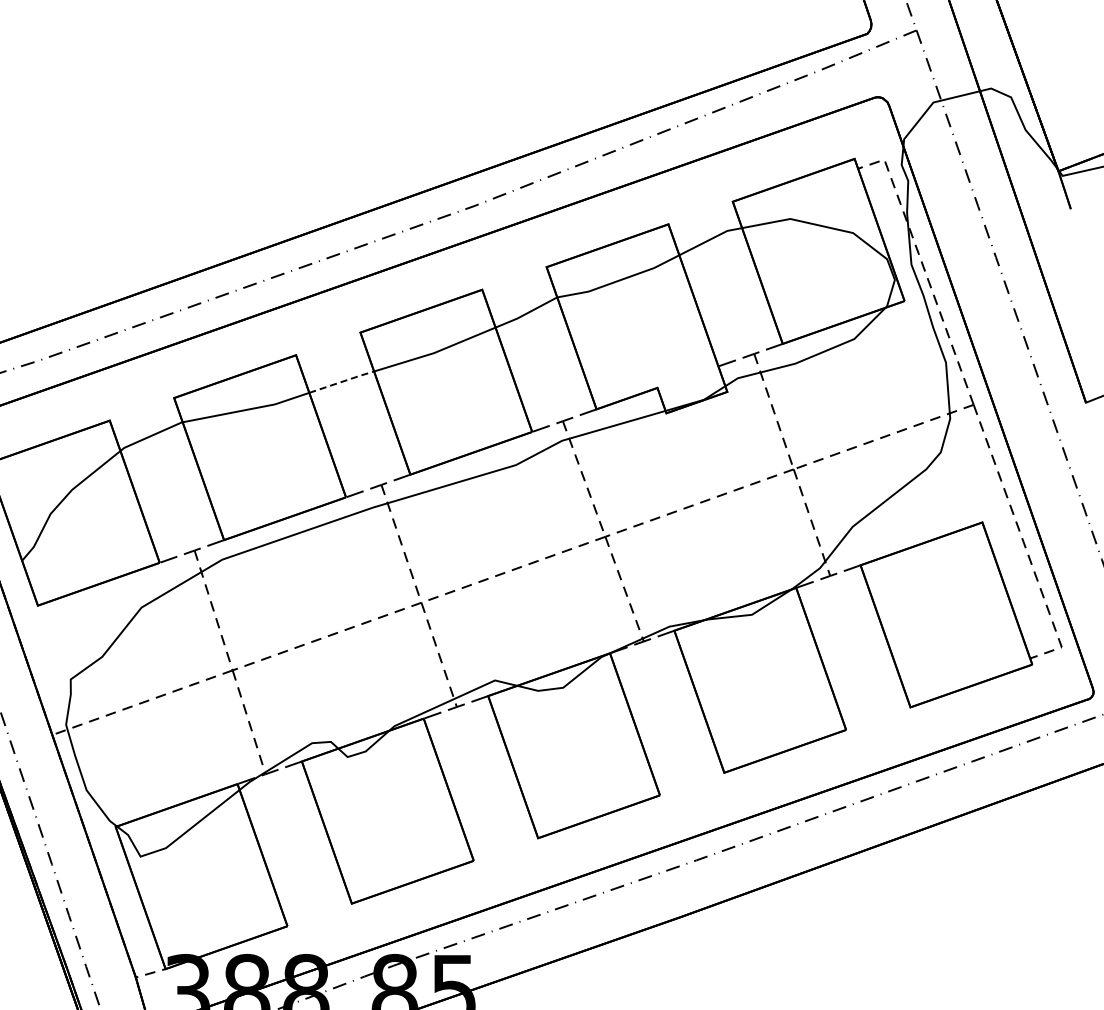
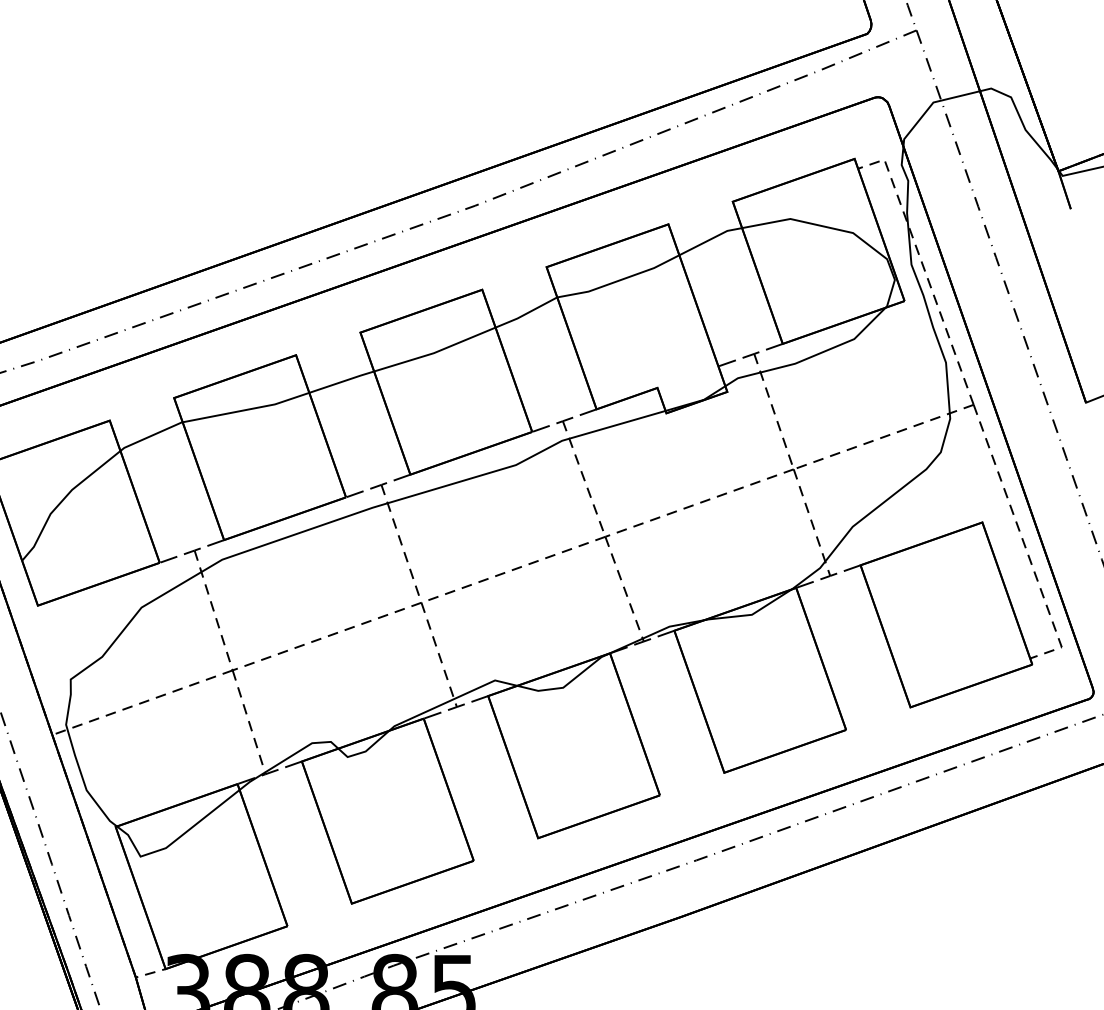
line: dashed -> solid (342, 381)
